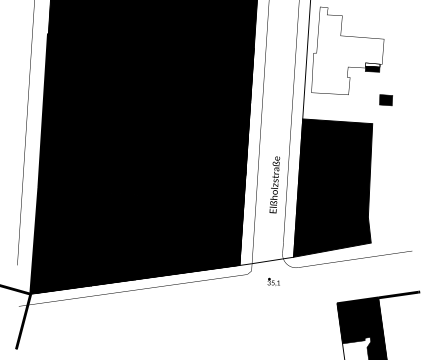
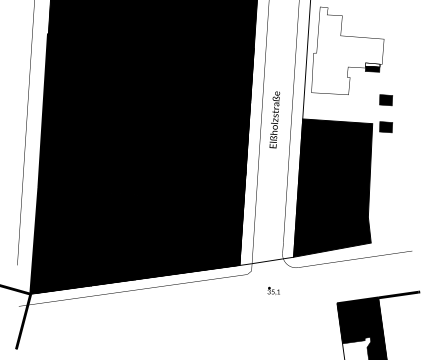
part: none -> present (385, 127)
text position: (274, 184) -> (274, 119) (274, 119)
text position: (273, 281) -> (273, 290) (273, 290)
